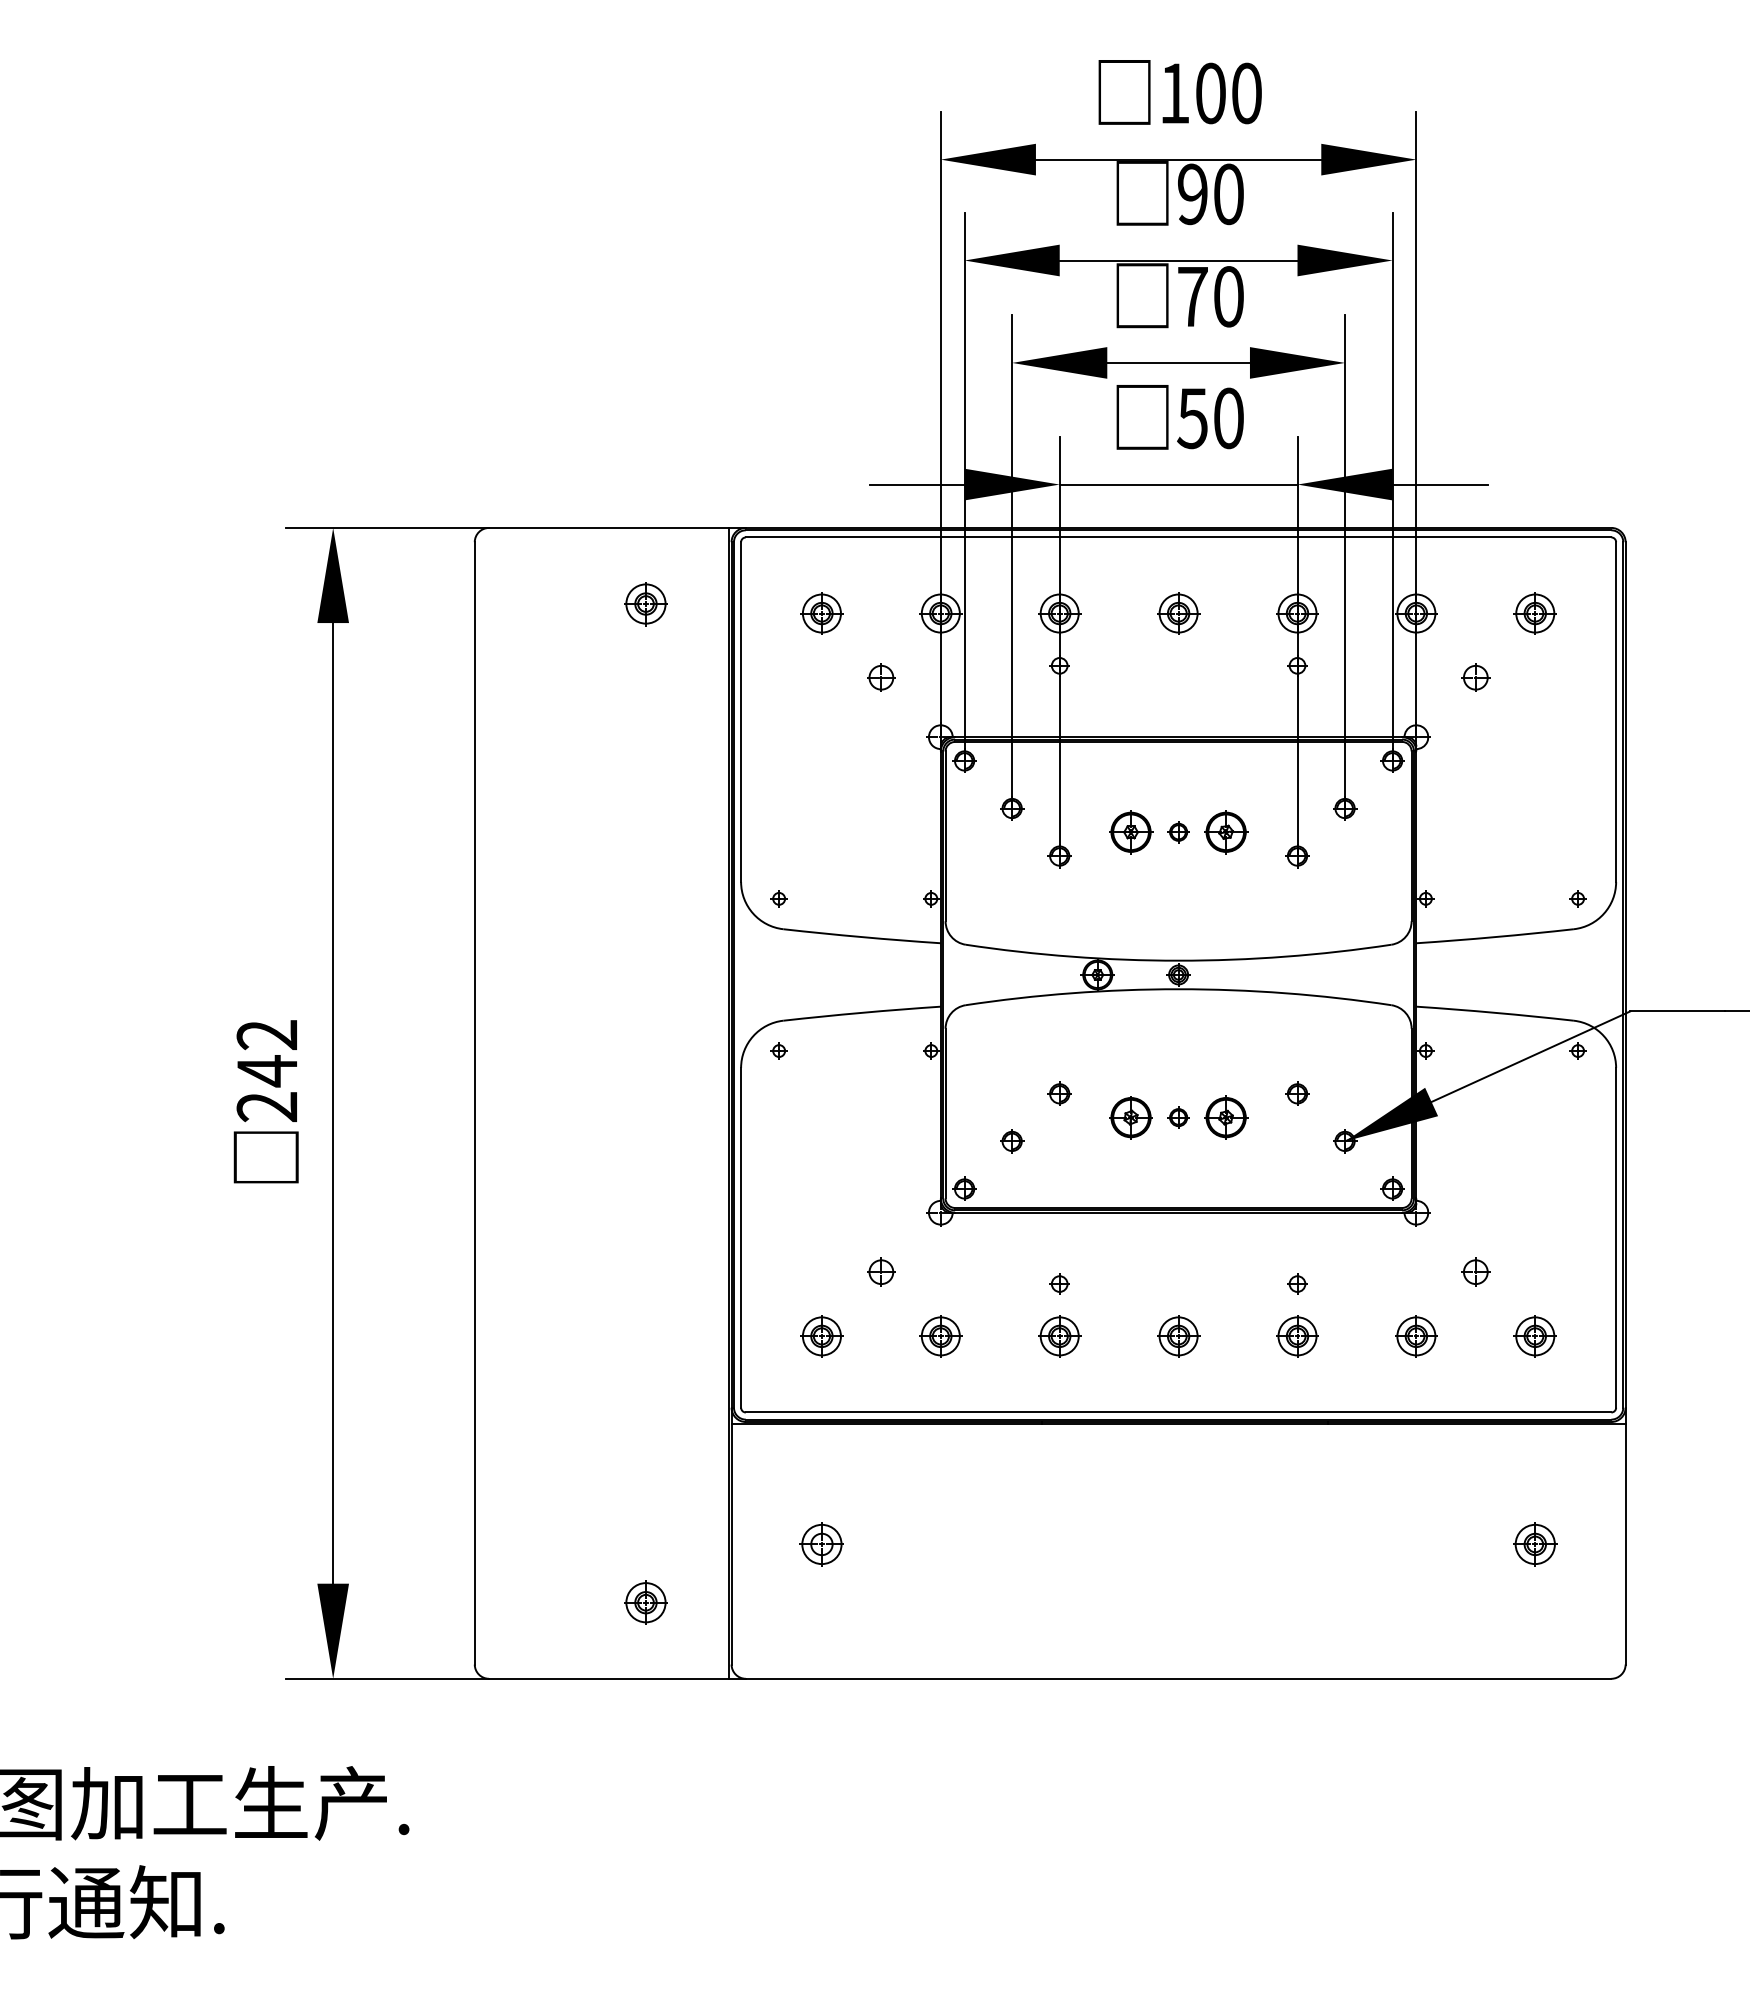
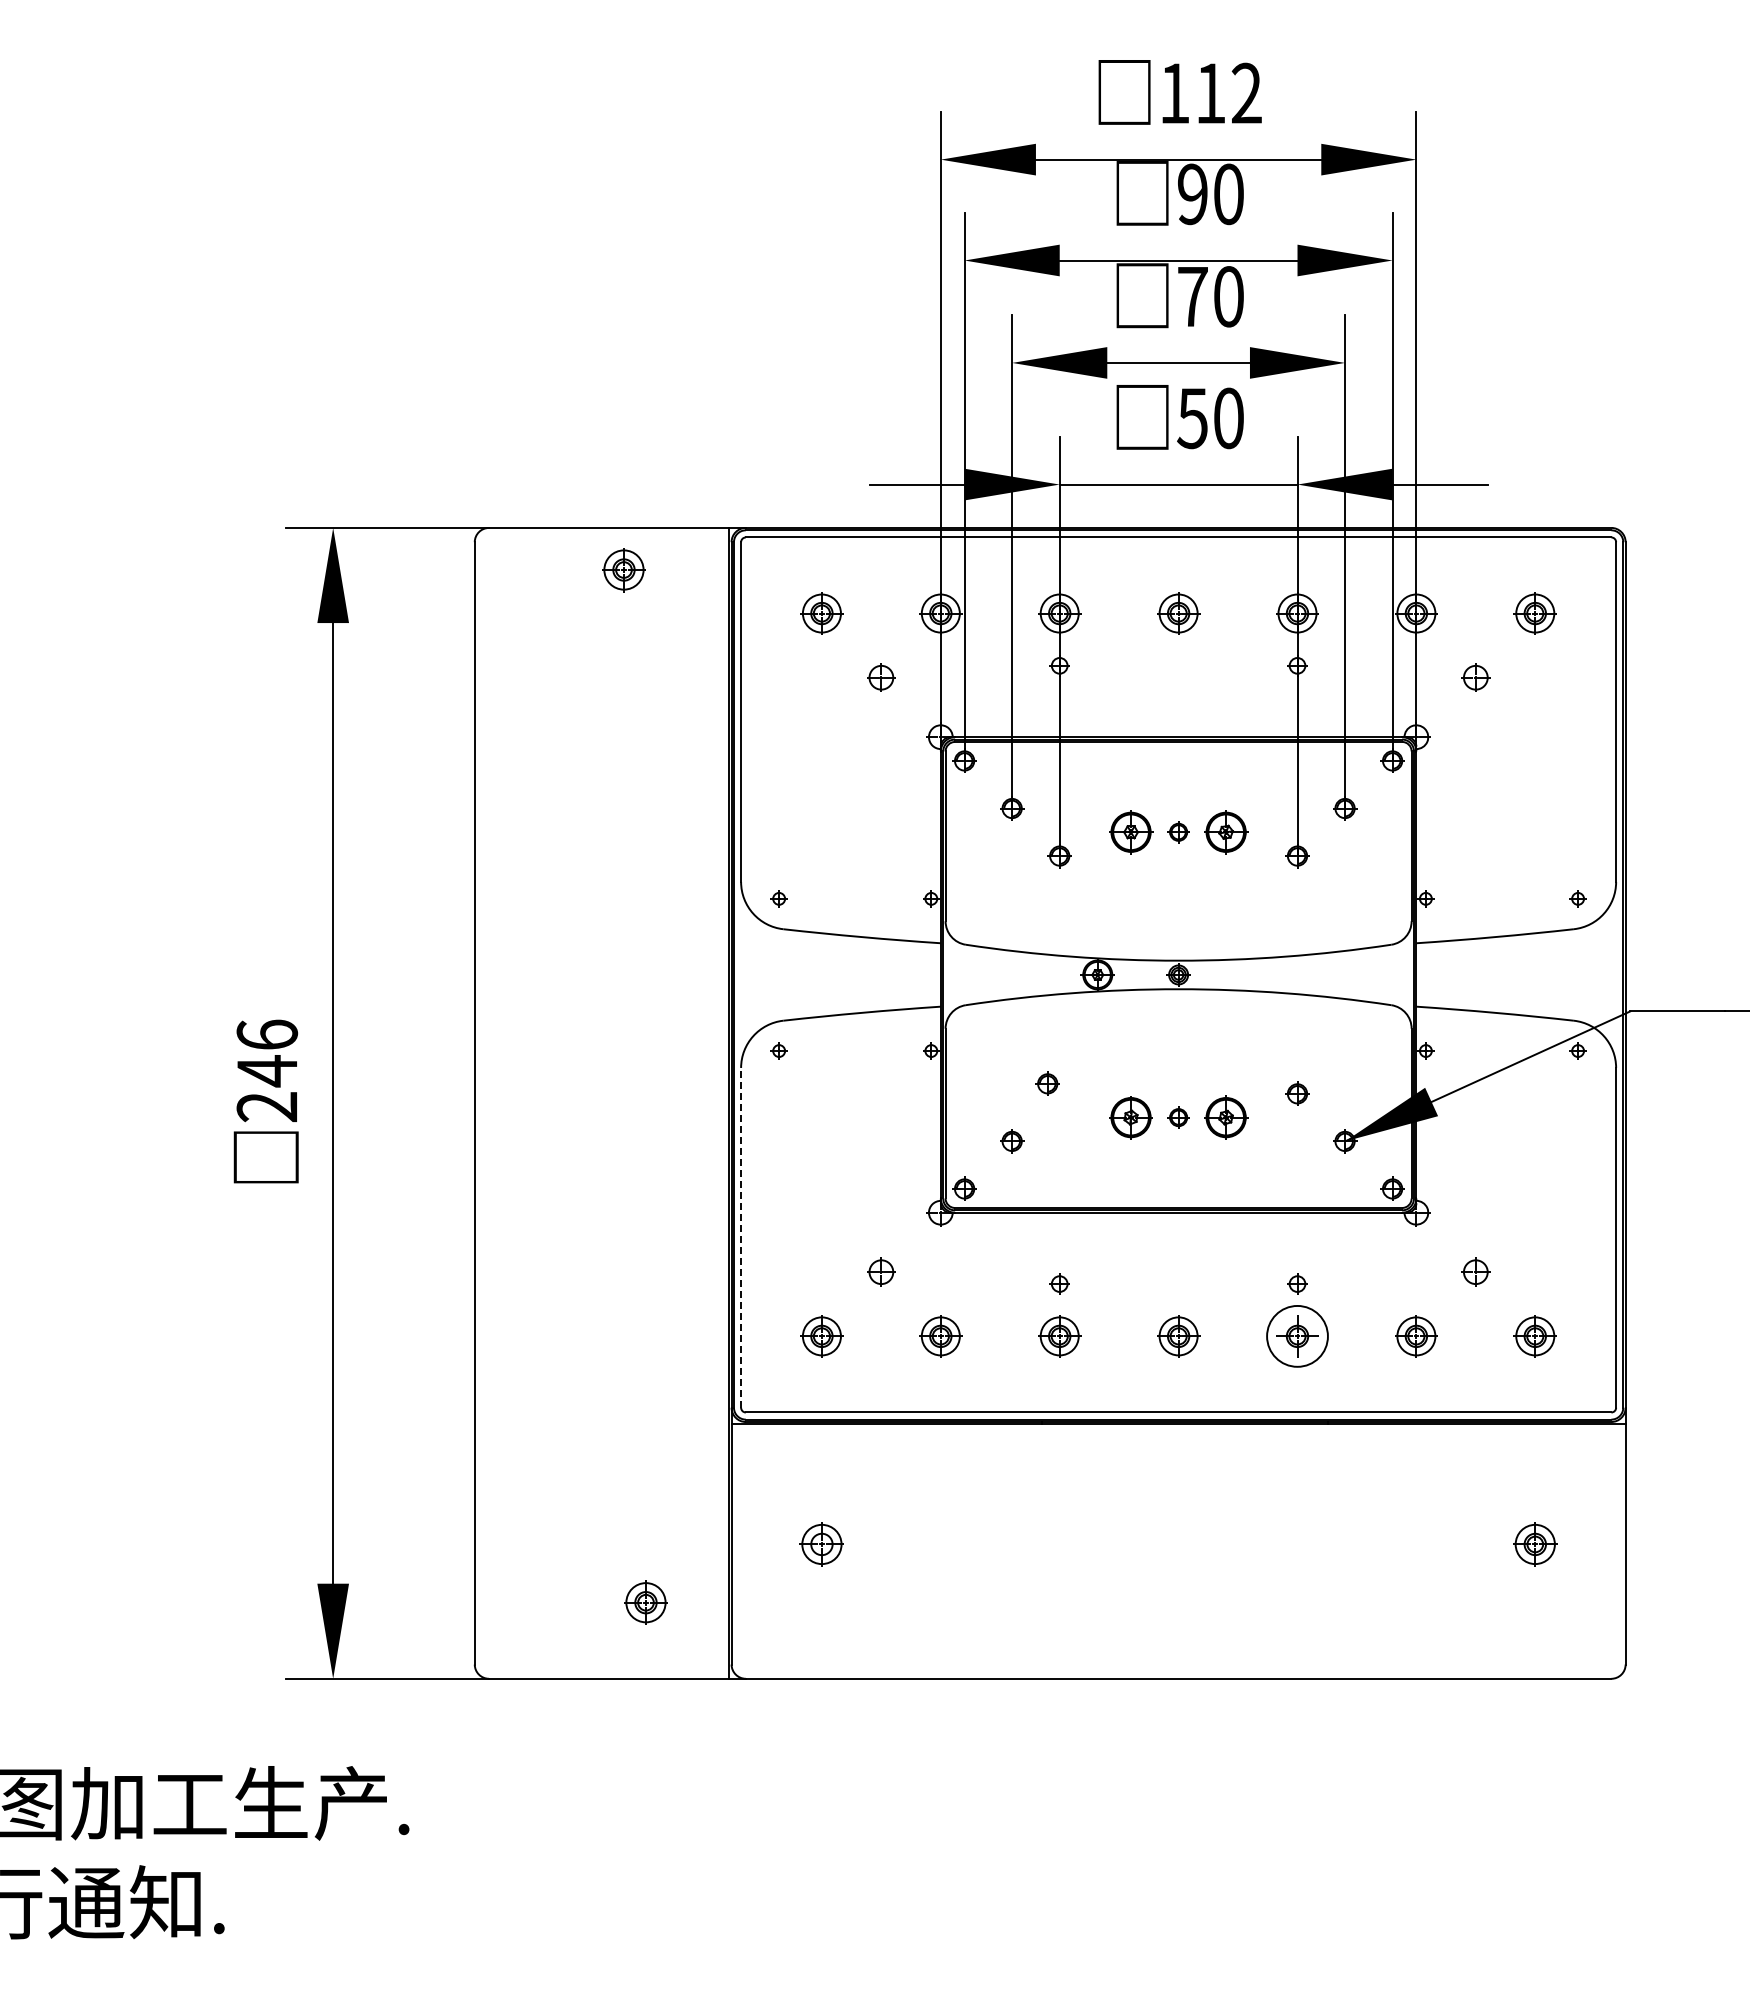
text: 100 -> 112 (1228, 93)
part position: (645, 604) -> (623, 570) (623, 570)
text: 242 -> 246 (267, 1034)
part position: (1059, 1093) -> (1047, 1083) (1047, 1083)
line: solid -> dashed (741, 1237)
circle diameter: 38 px -> 61 px (1297, 1335)
